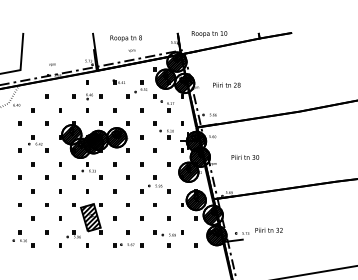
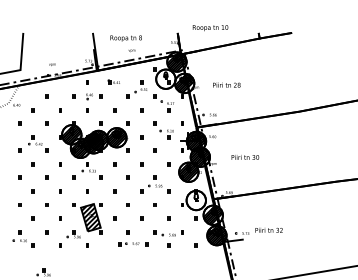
text position: (209, 34) -> (210, 28) (210, 28)
hatch: present -> none (165, 78)
part position: (118, 81) -> (113, 81) (113, 81)
hatch: present -> none (195, 200)
part position: (128, 245) -> (133, 244) (133, 244)
part: none -> present (43, 272)
